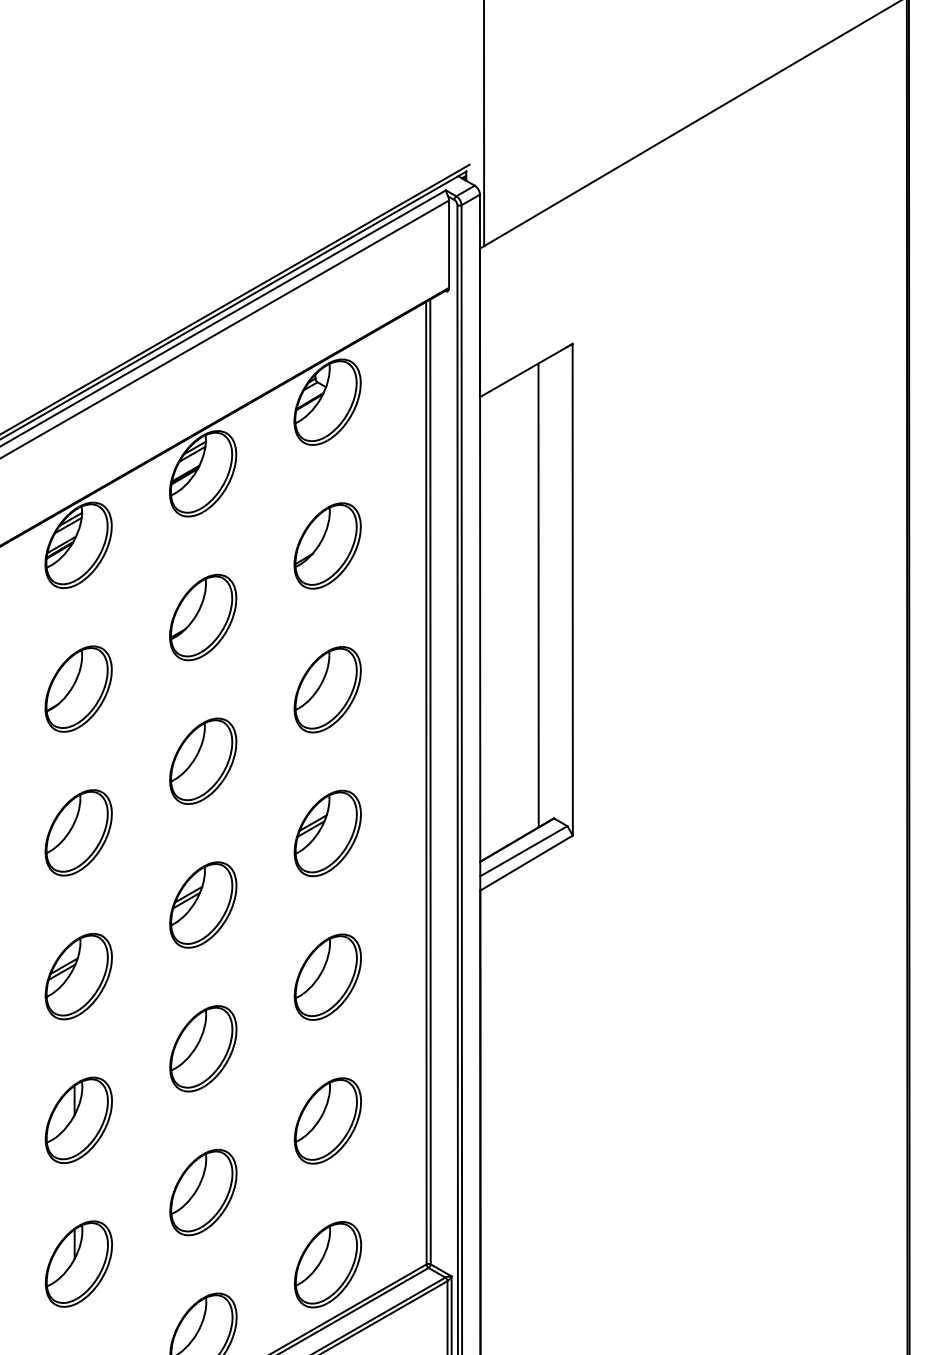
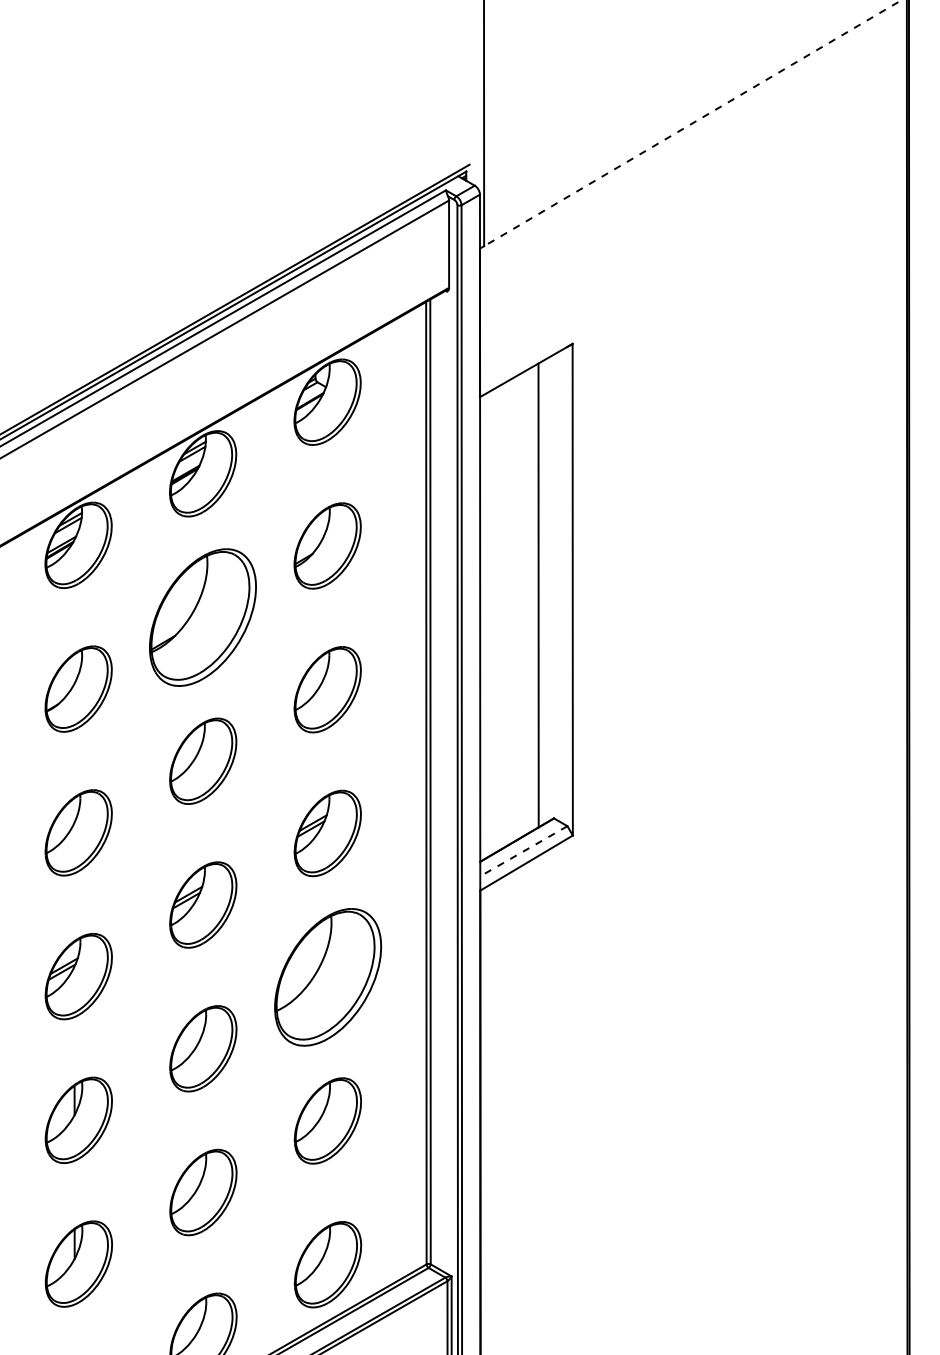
line: solid -> dashed (692, 123)
part size: 69x89 px -> 108x139 px (202, 617)
line: solid -> dashed (523, 851)
part size: 69x88 px -> 109x139 px (328, 977)
